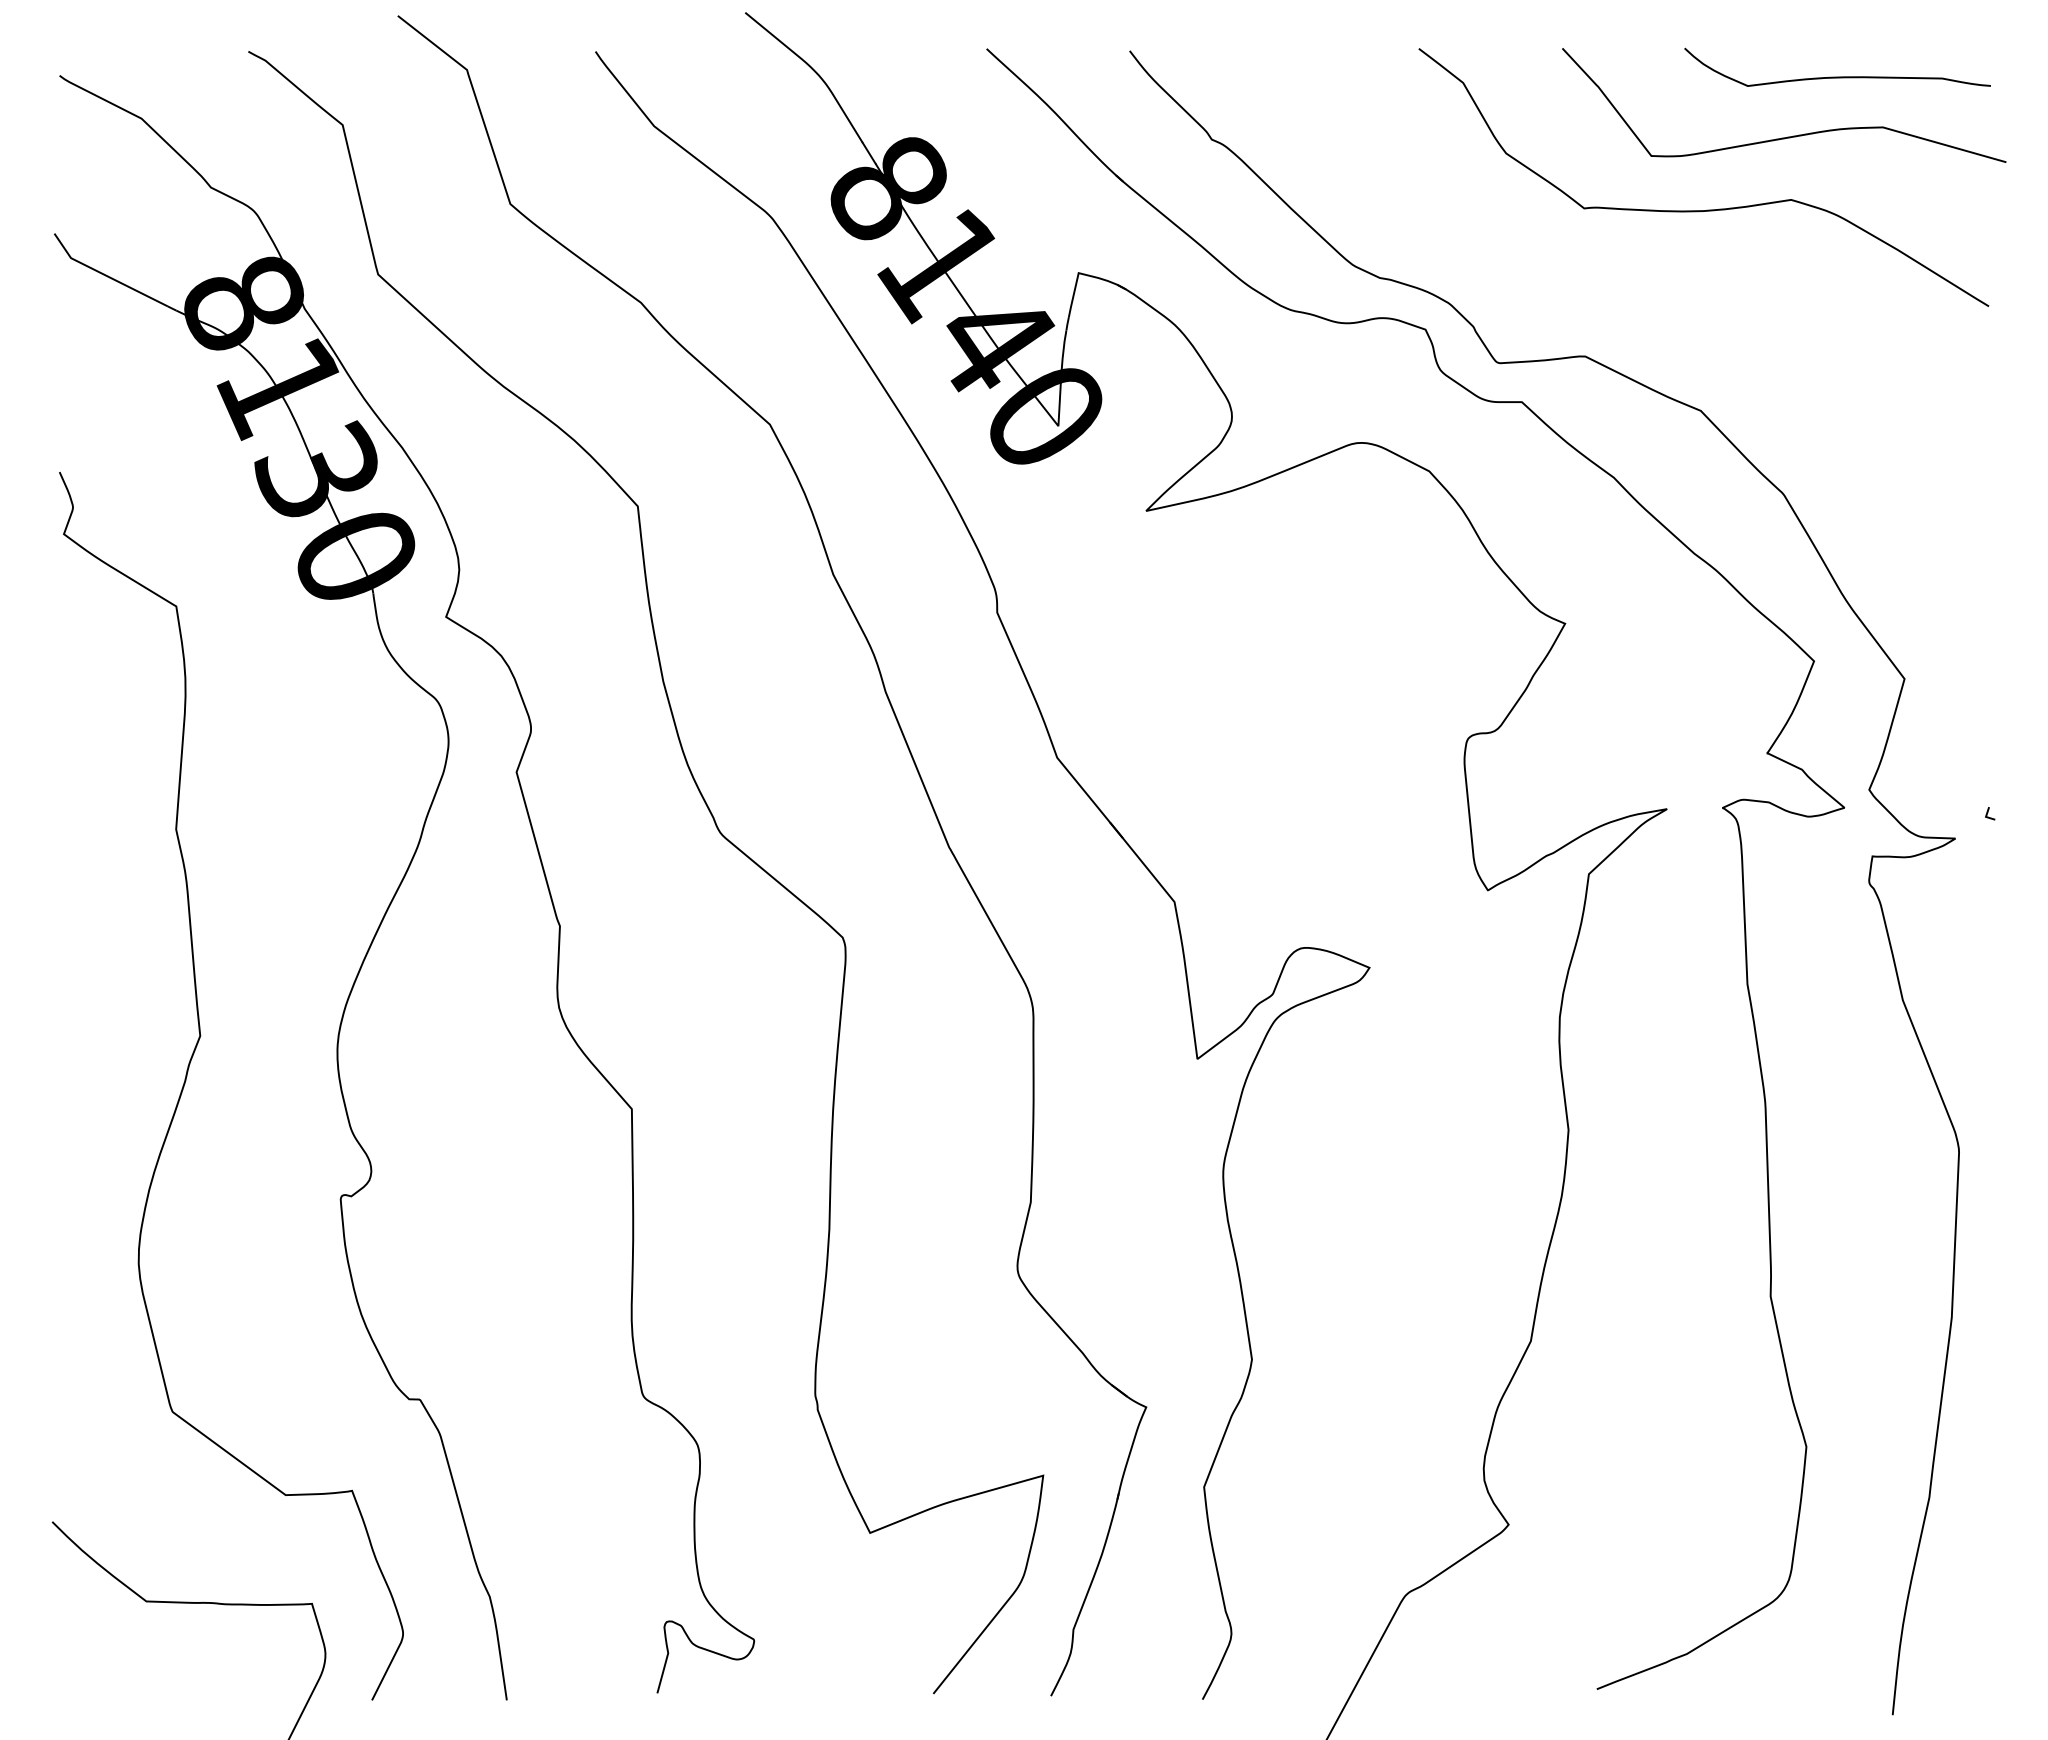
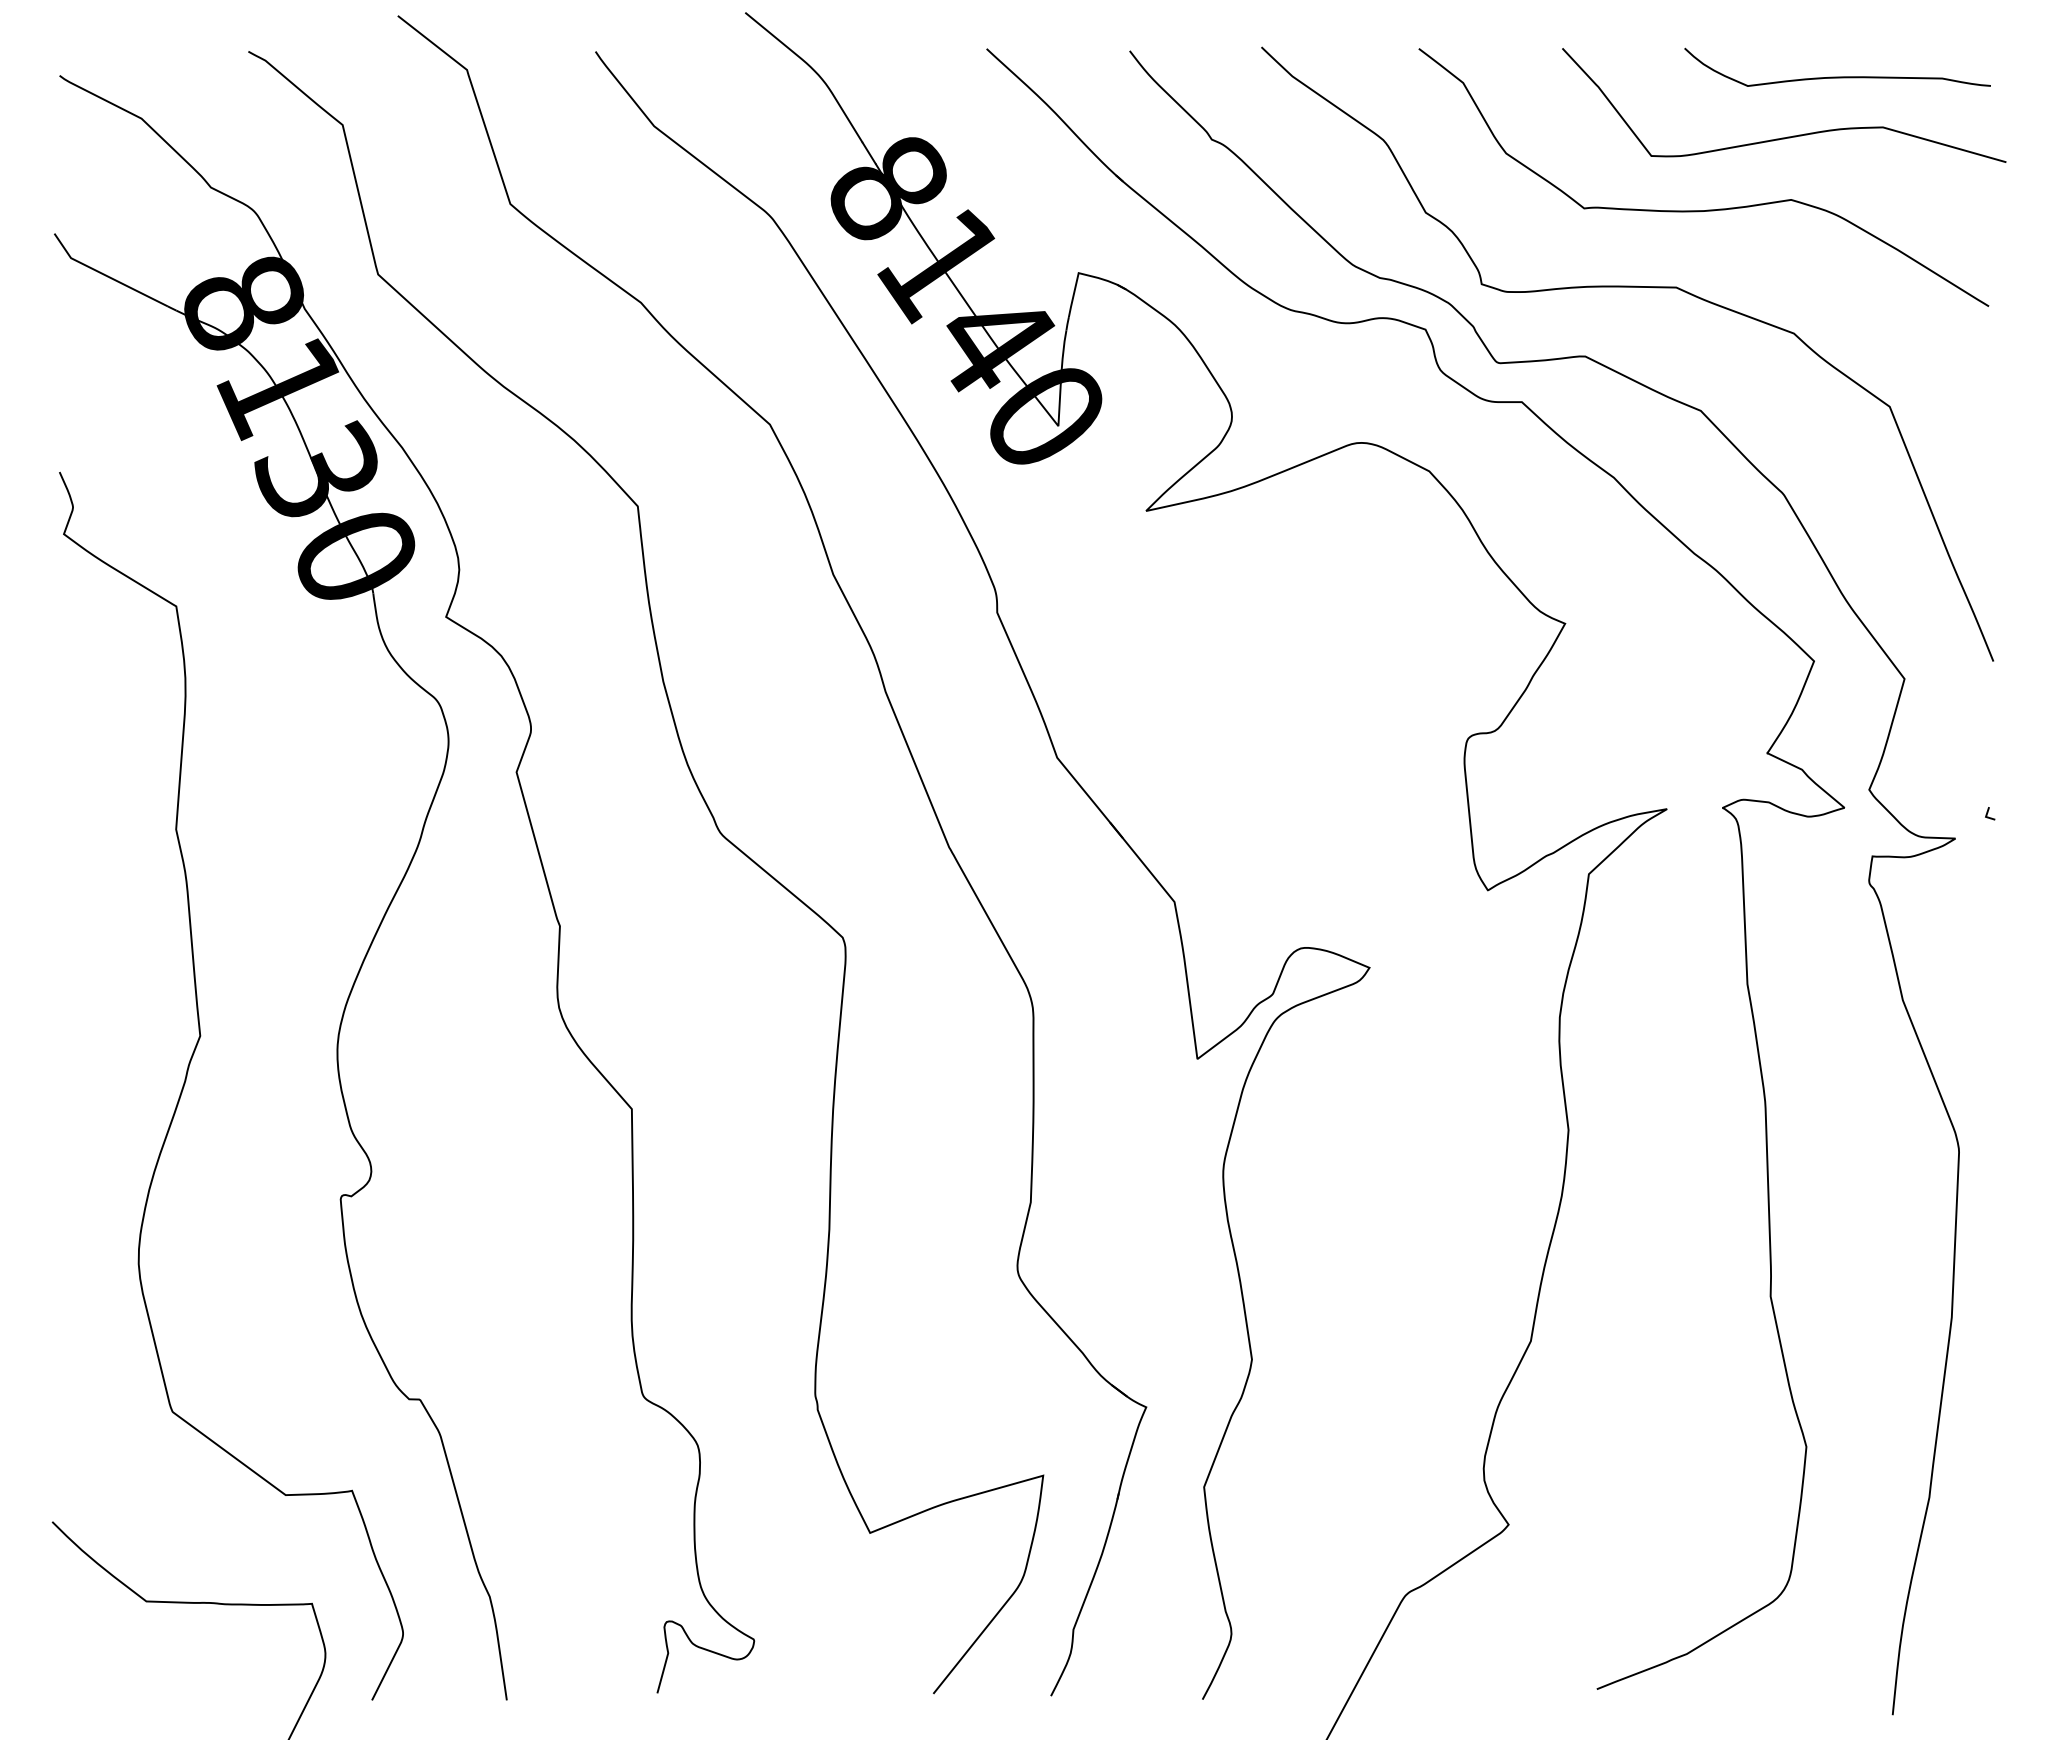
curve: none -> present (1627, 287)
